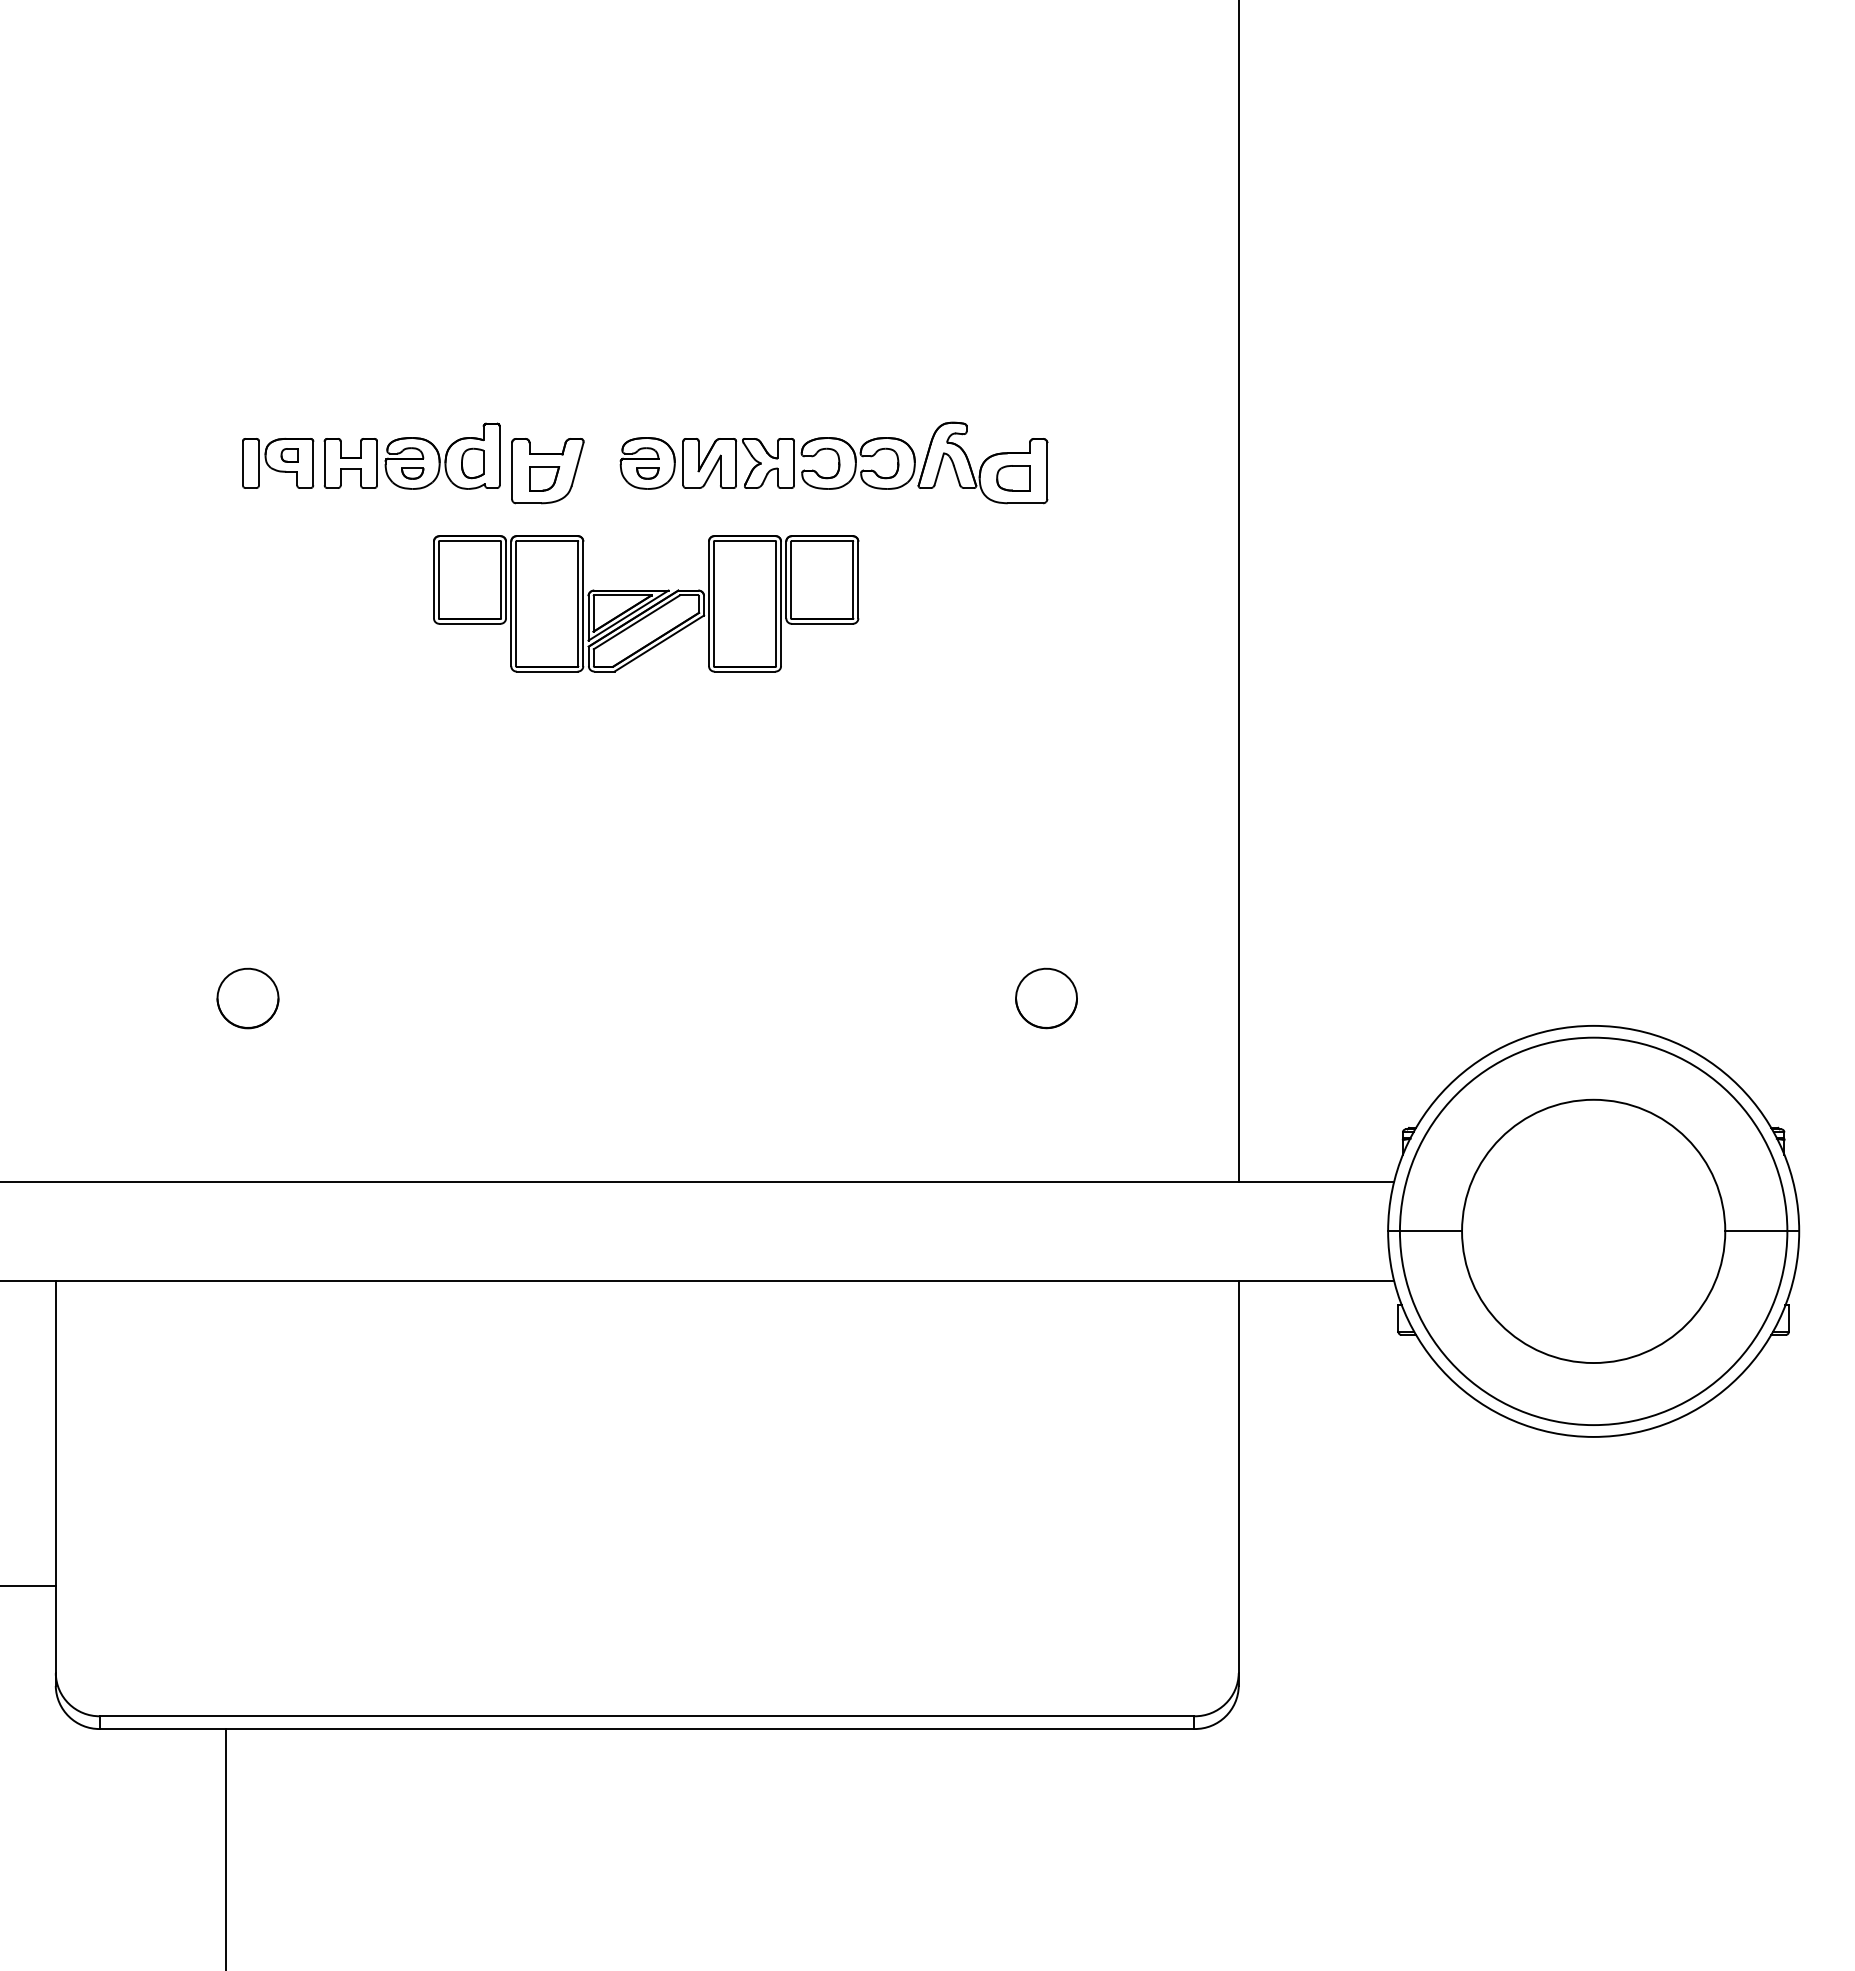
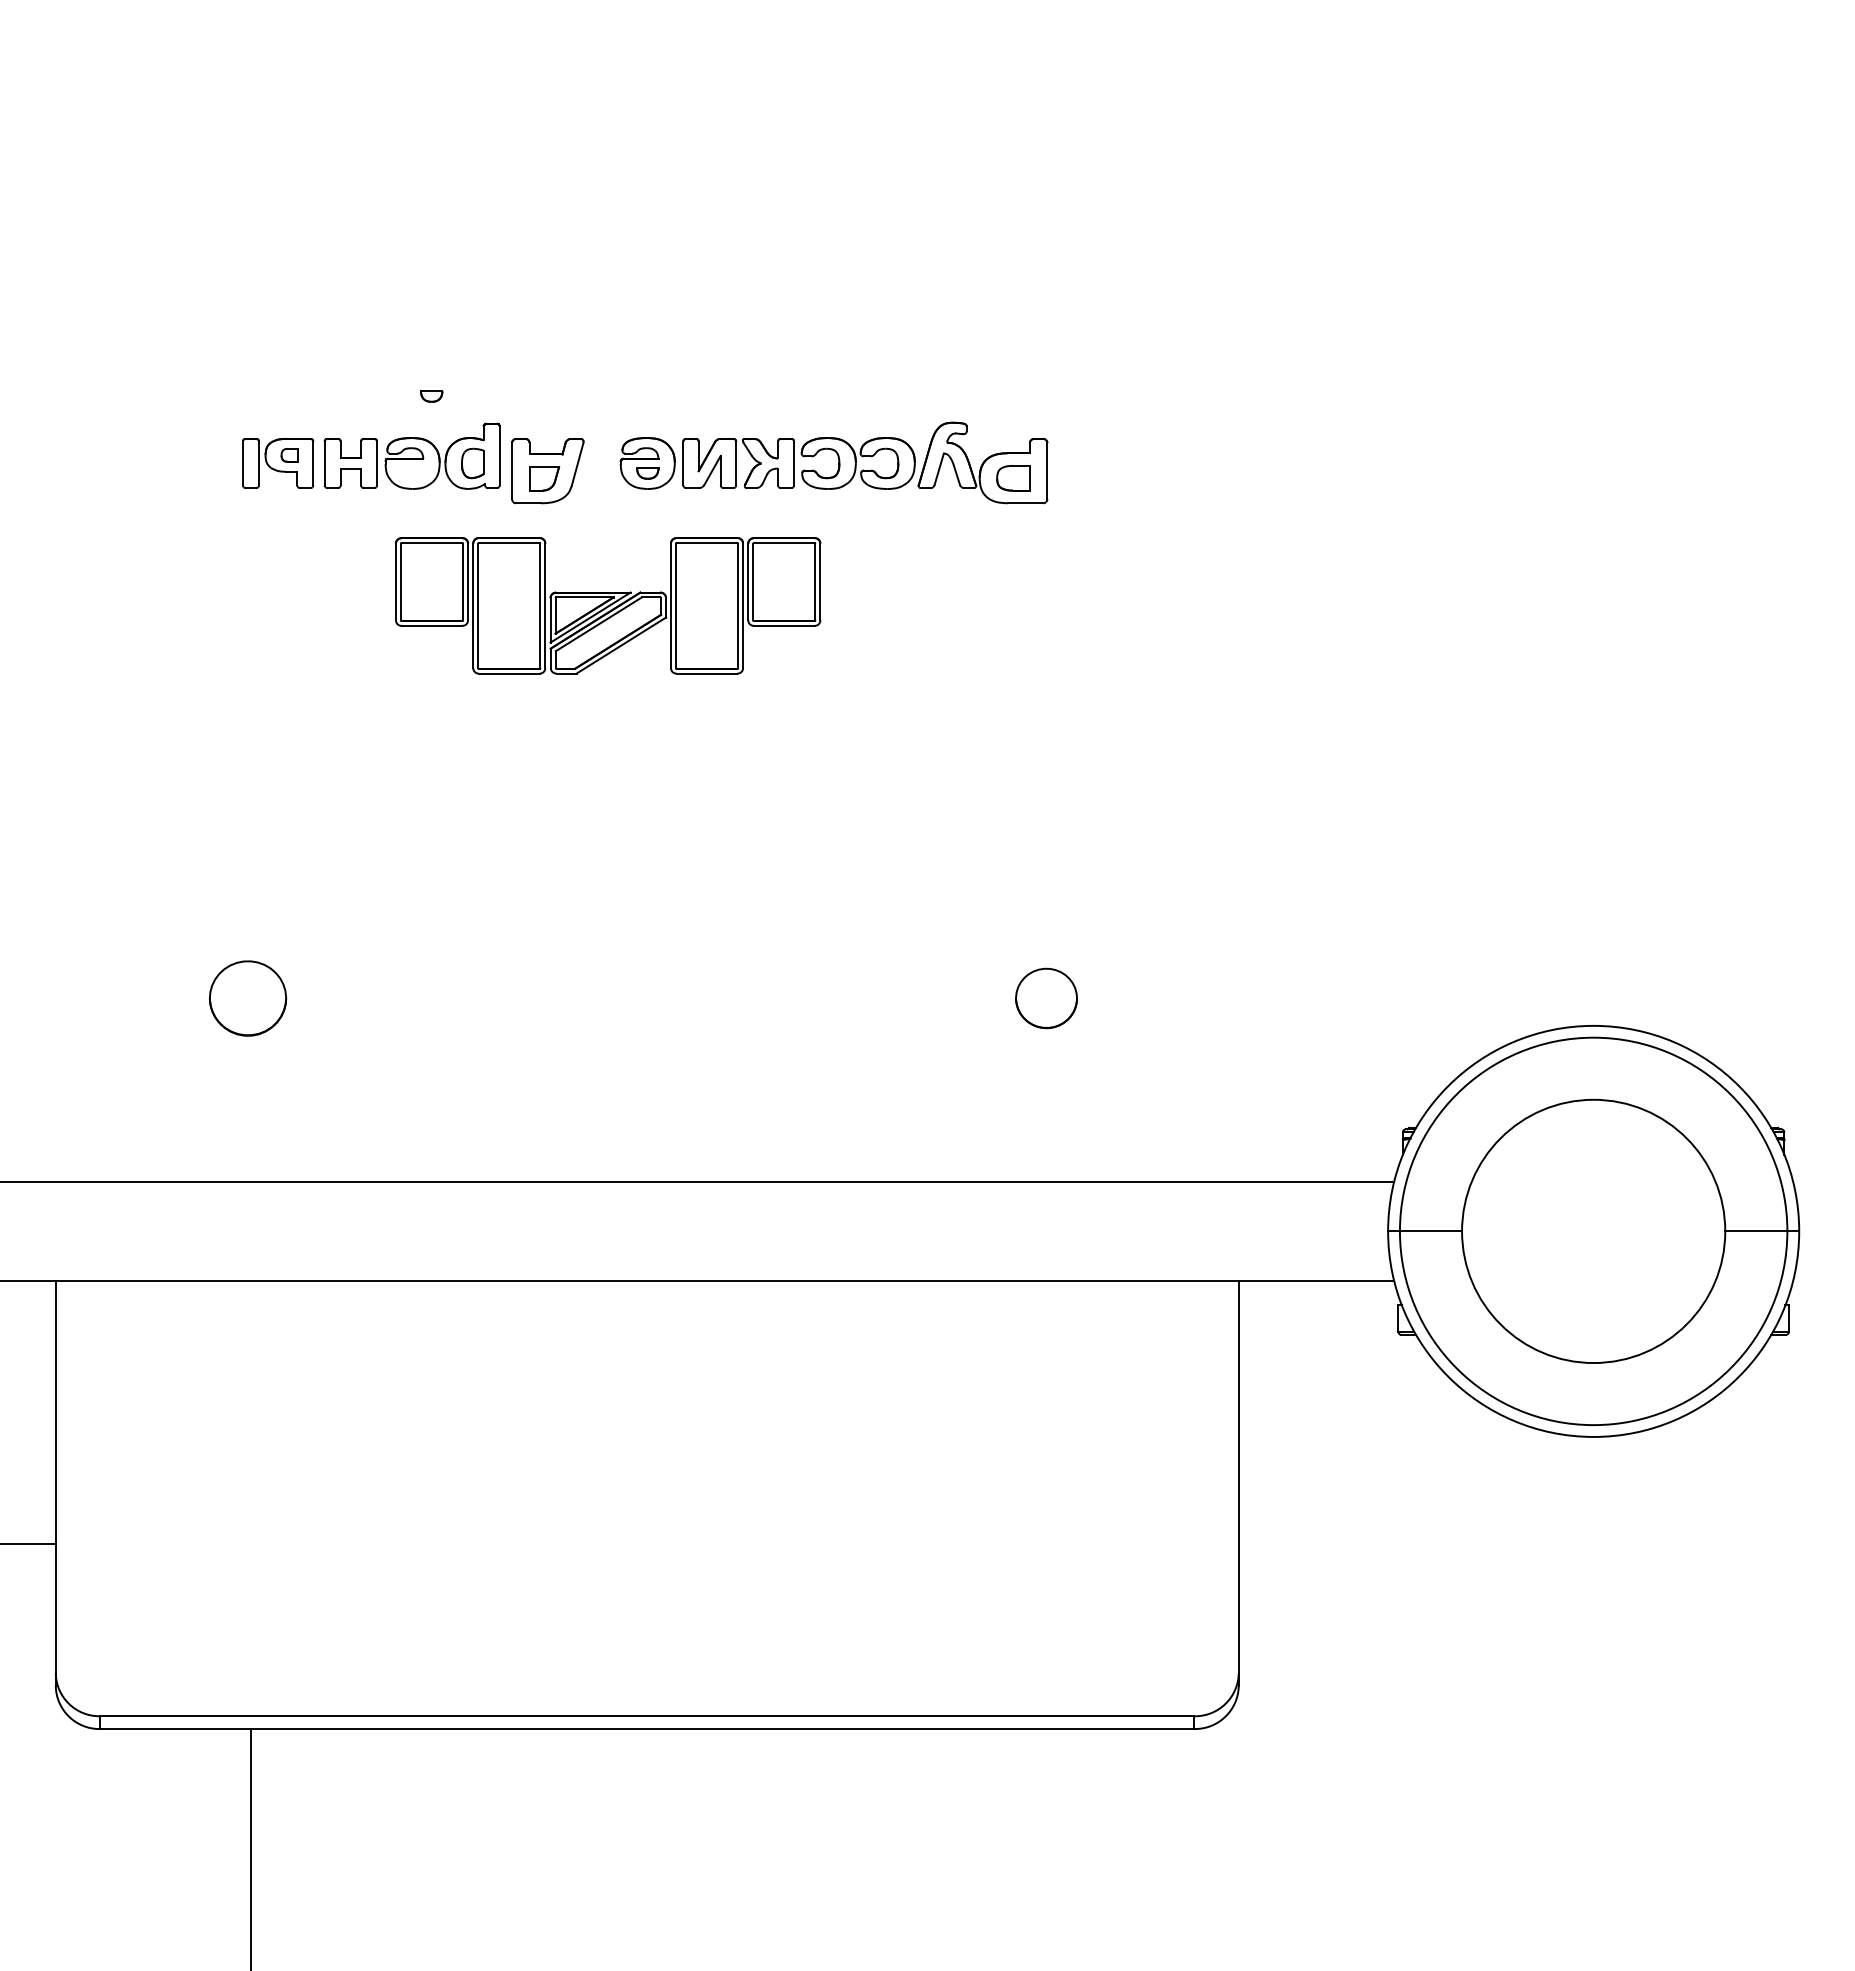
part position: (412, 473) -> (431, 396) (431, 396)
line: present -> none (1238, 591)
part position: (646, 603) -> (608, 605) (608, 605)
part size: 64x63 px -> 79x77 px (248, 998)
line position: (28, 1586) -> (28, 1544) (28, 1544)
line position: (225, 1848) -> (250, 1848) (250, 1848)
